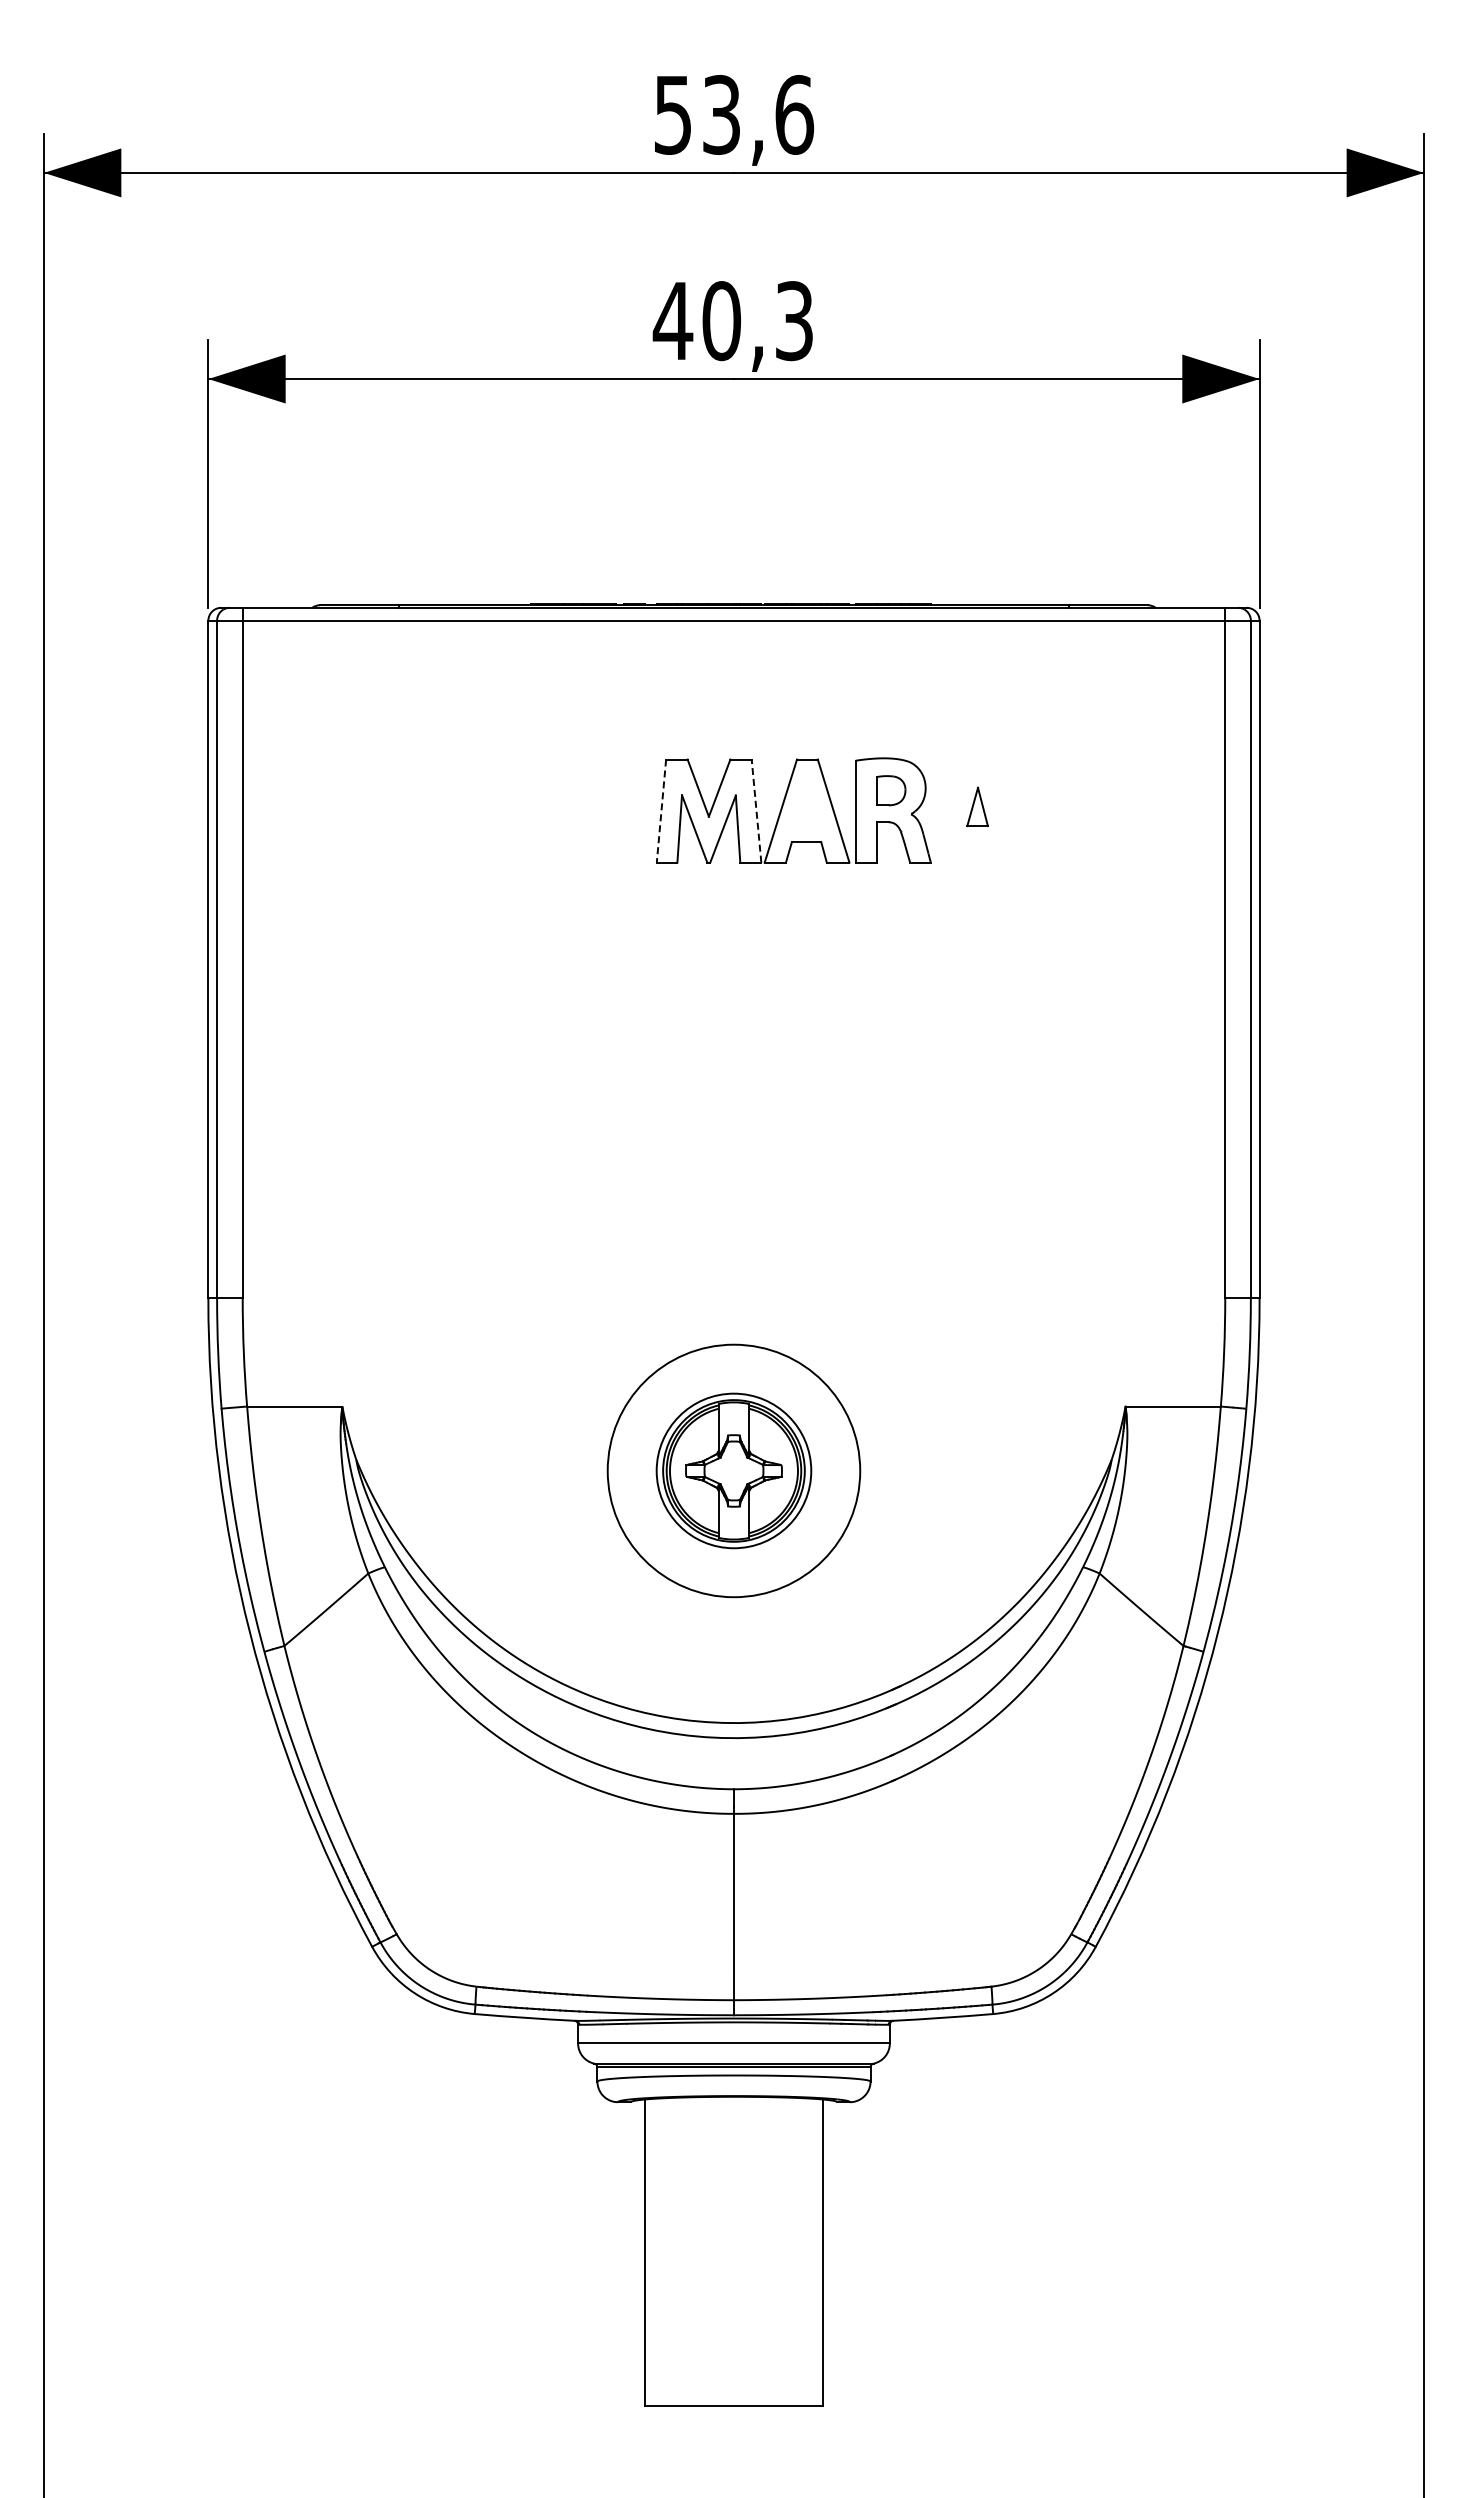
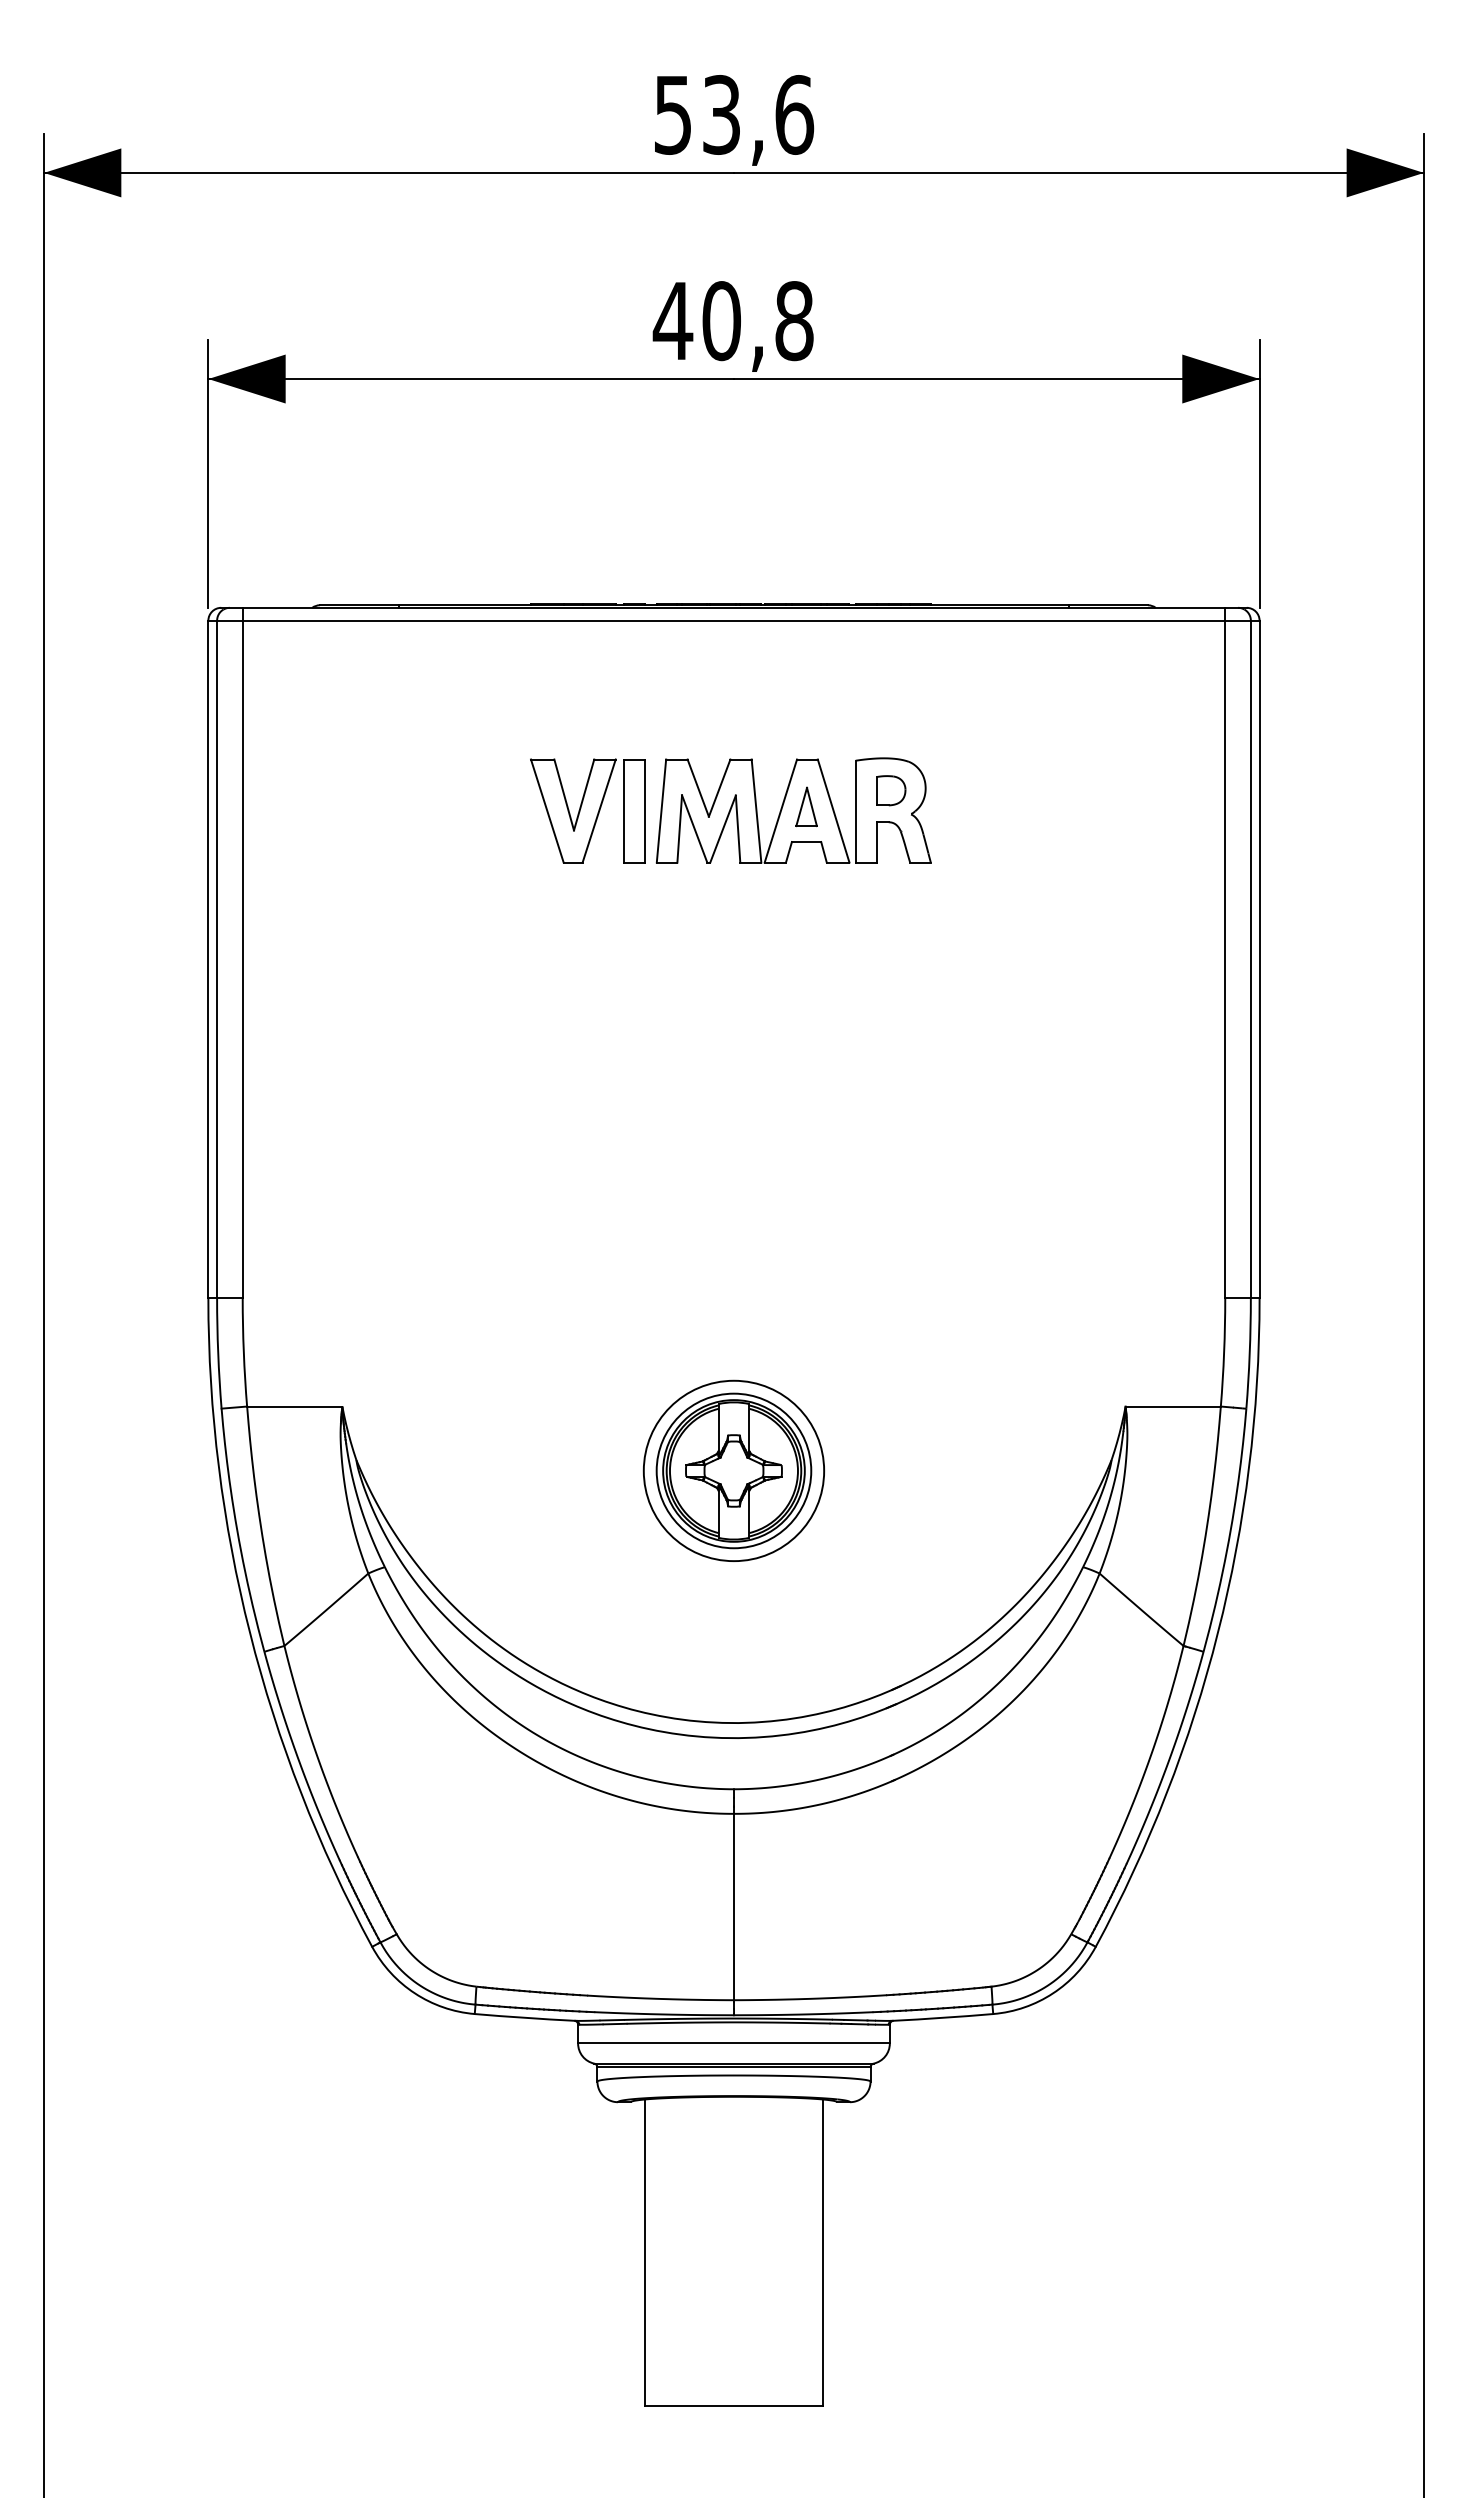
text: 40,3 -> 40,8 (794, 321)
part position: (977, 806) -> (806, 806) (806, 806)
part: none -> present (587, 810)
line: dashed -> solid (661, 811)
line: dashed -> solid (756, 811)
circle diameter: 252 px -> 180 px (733, 1470)
